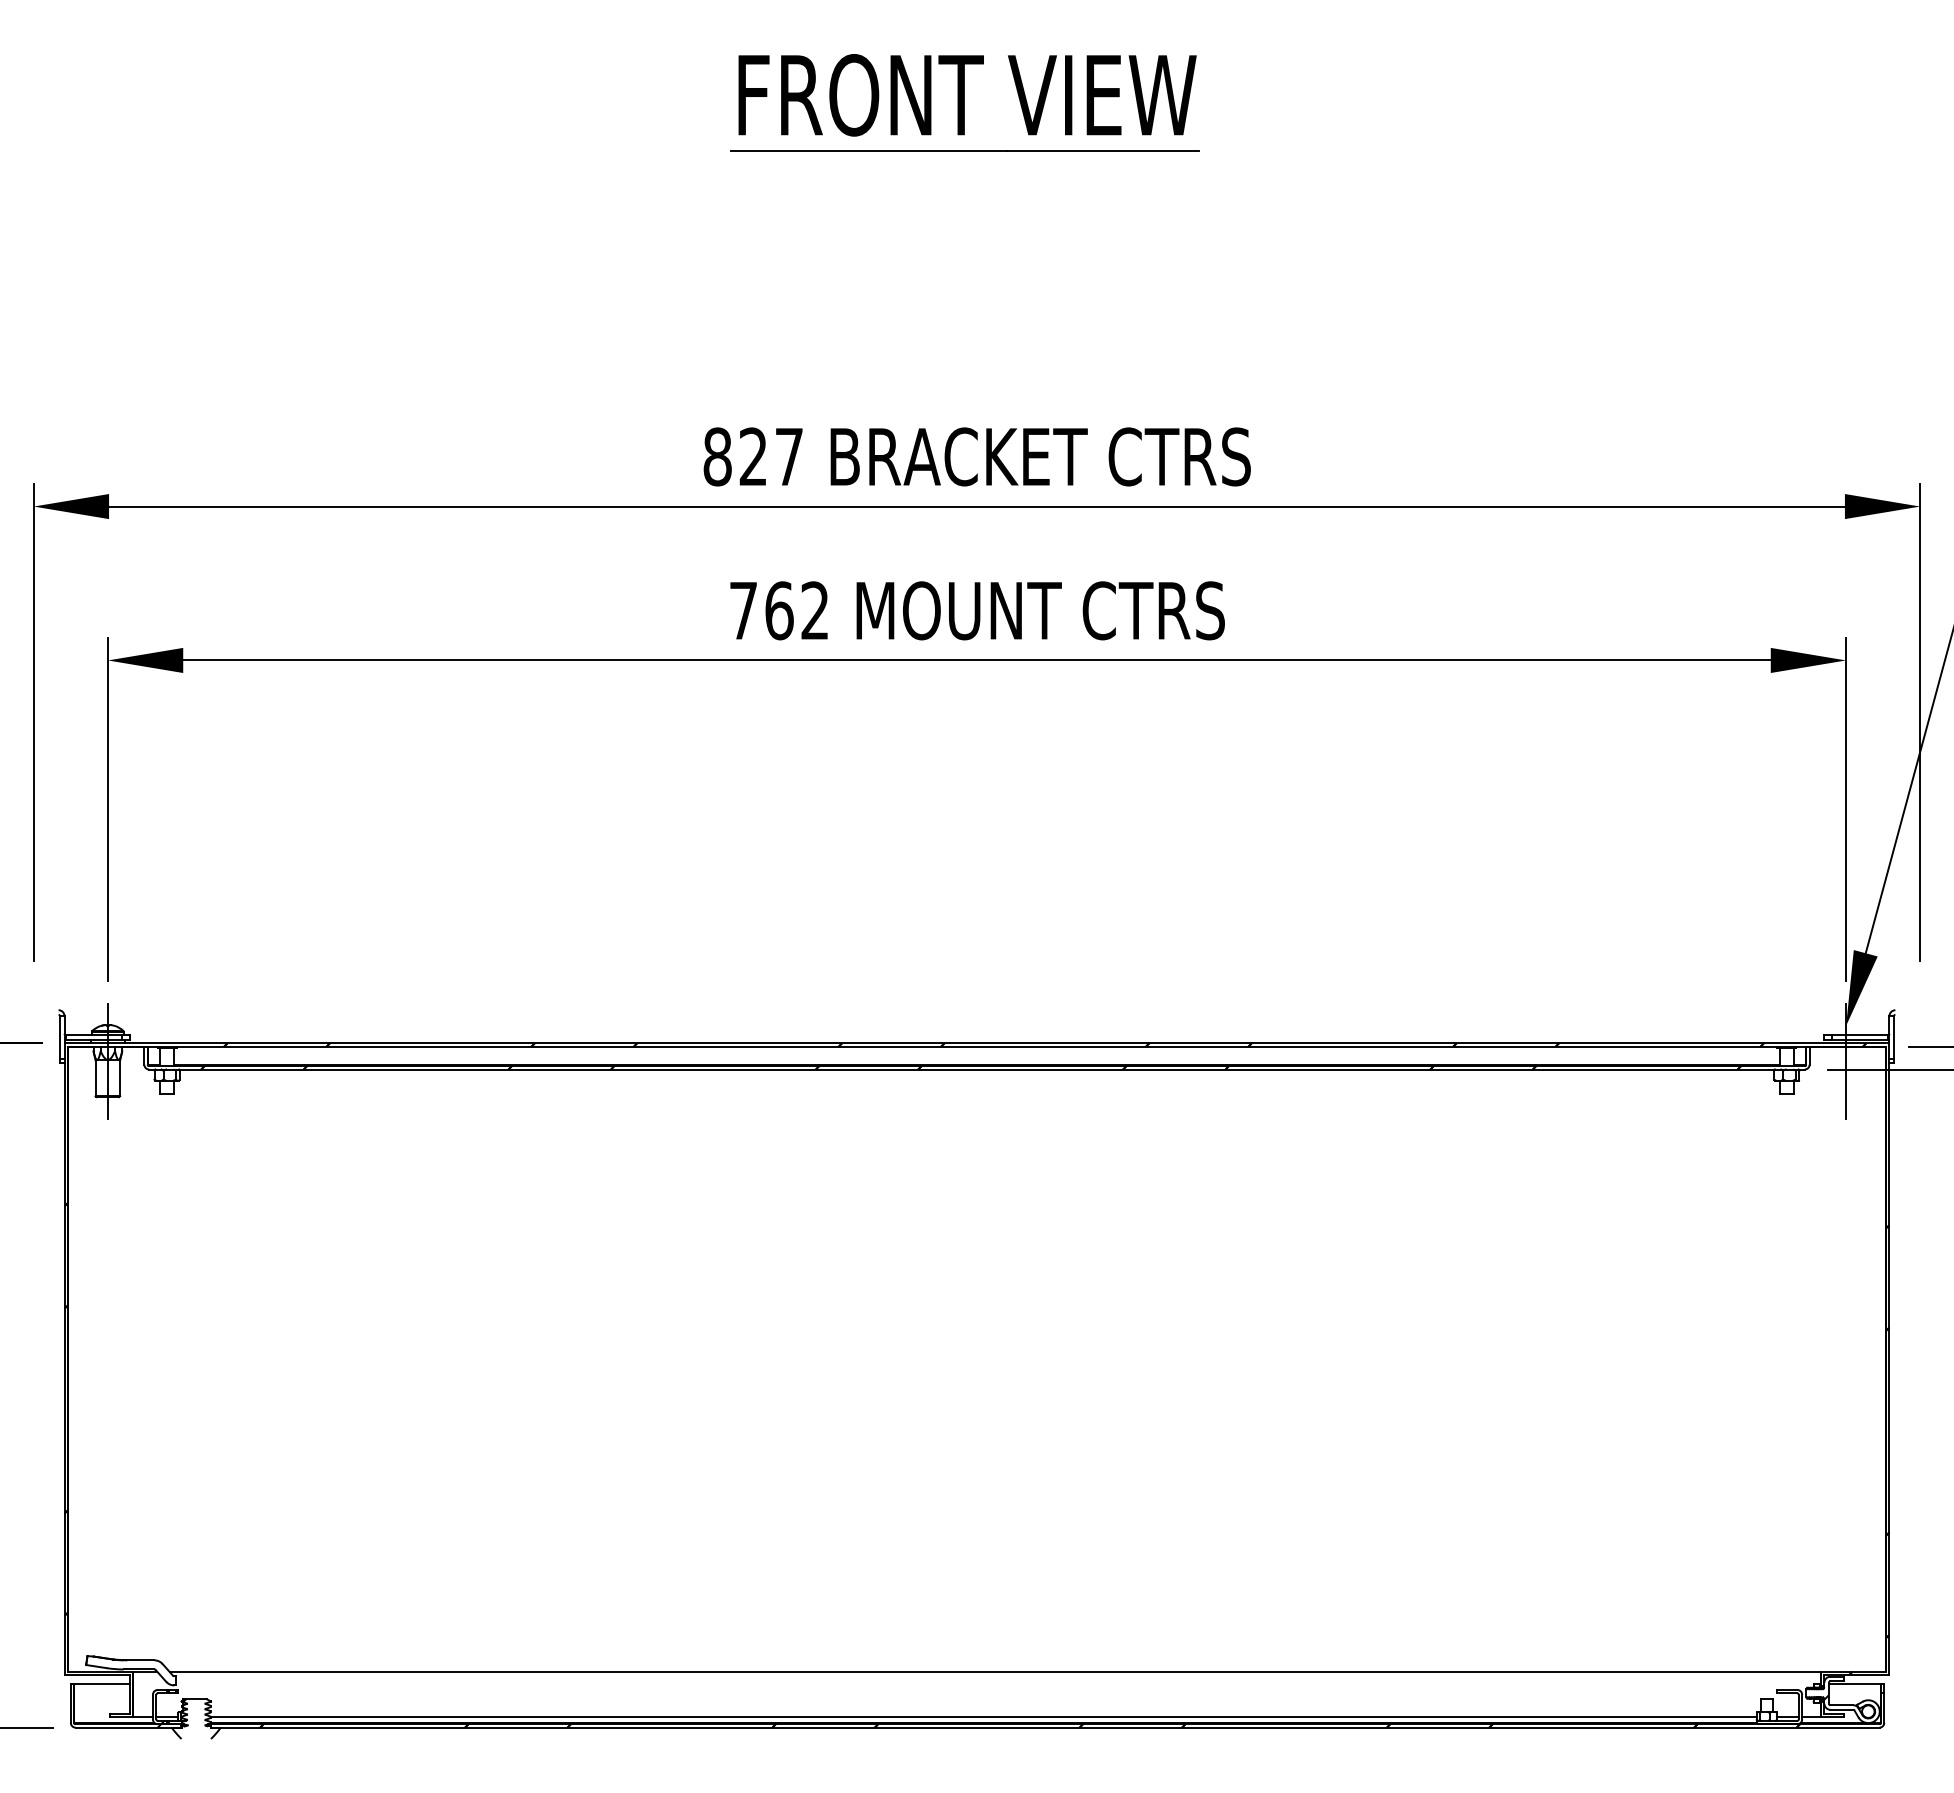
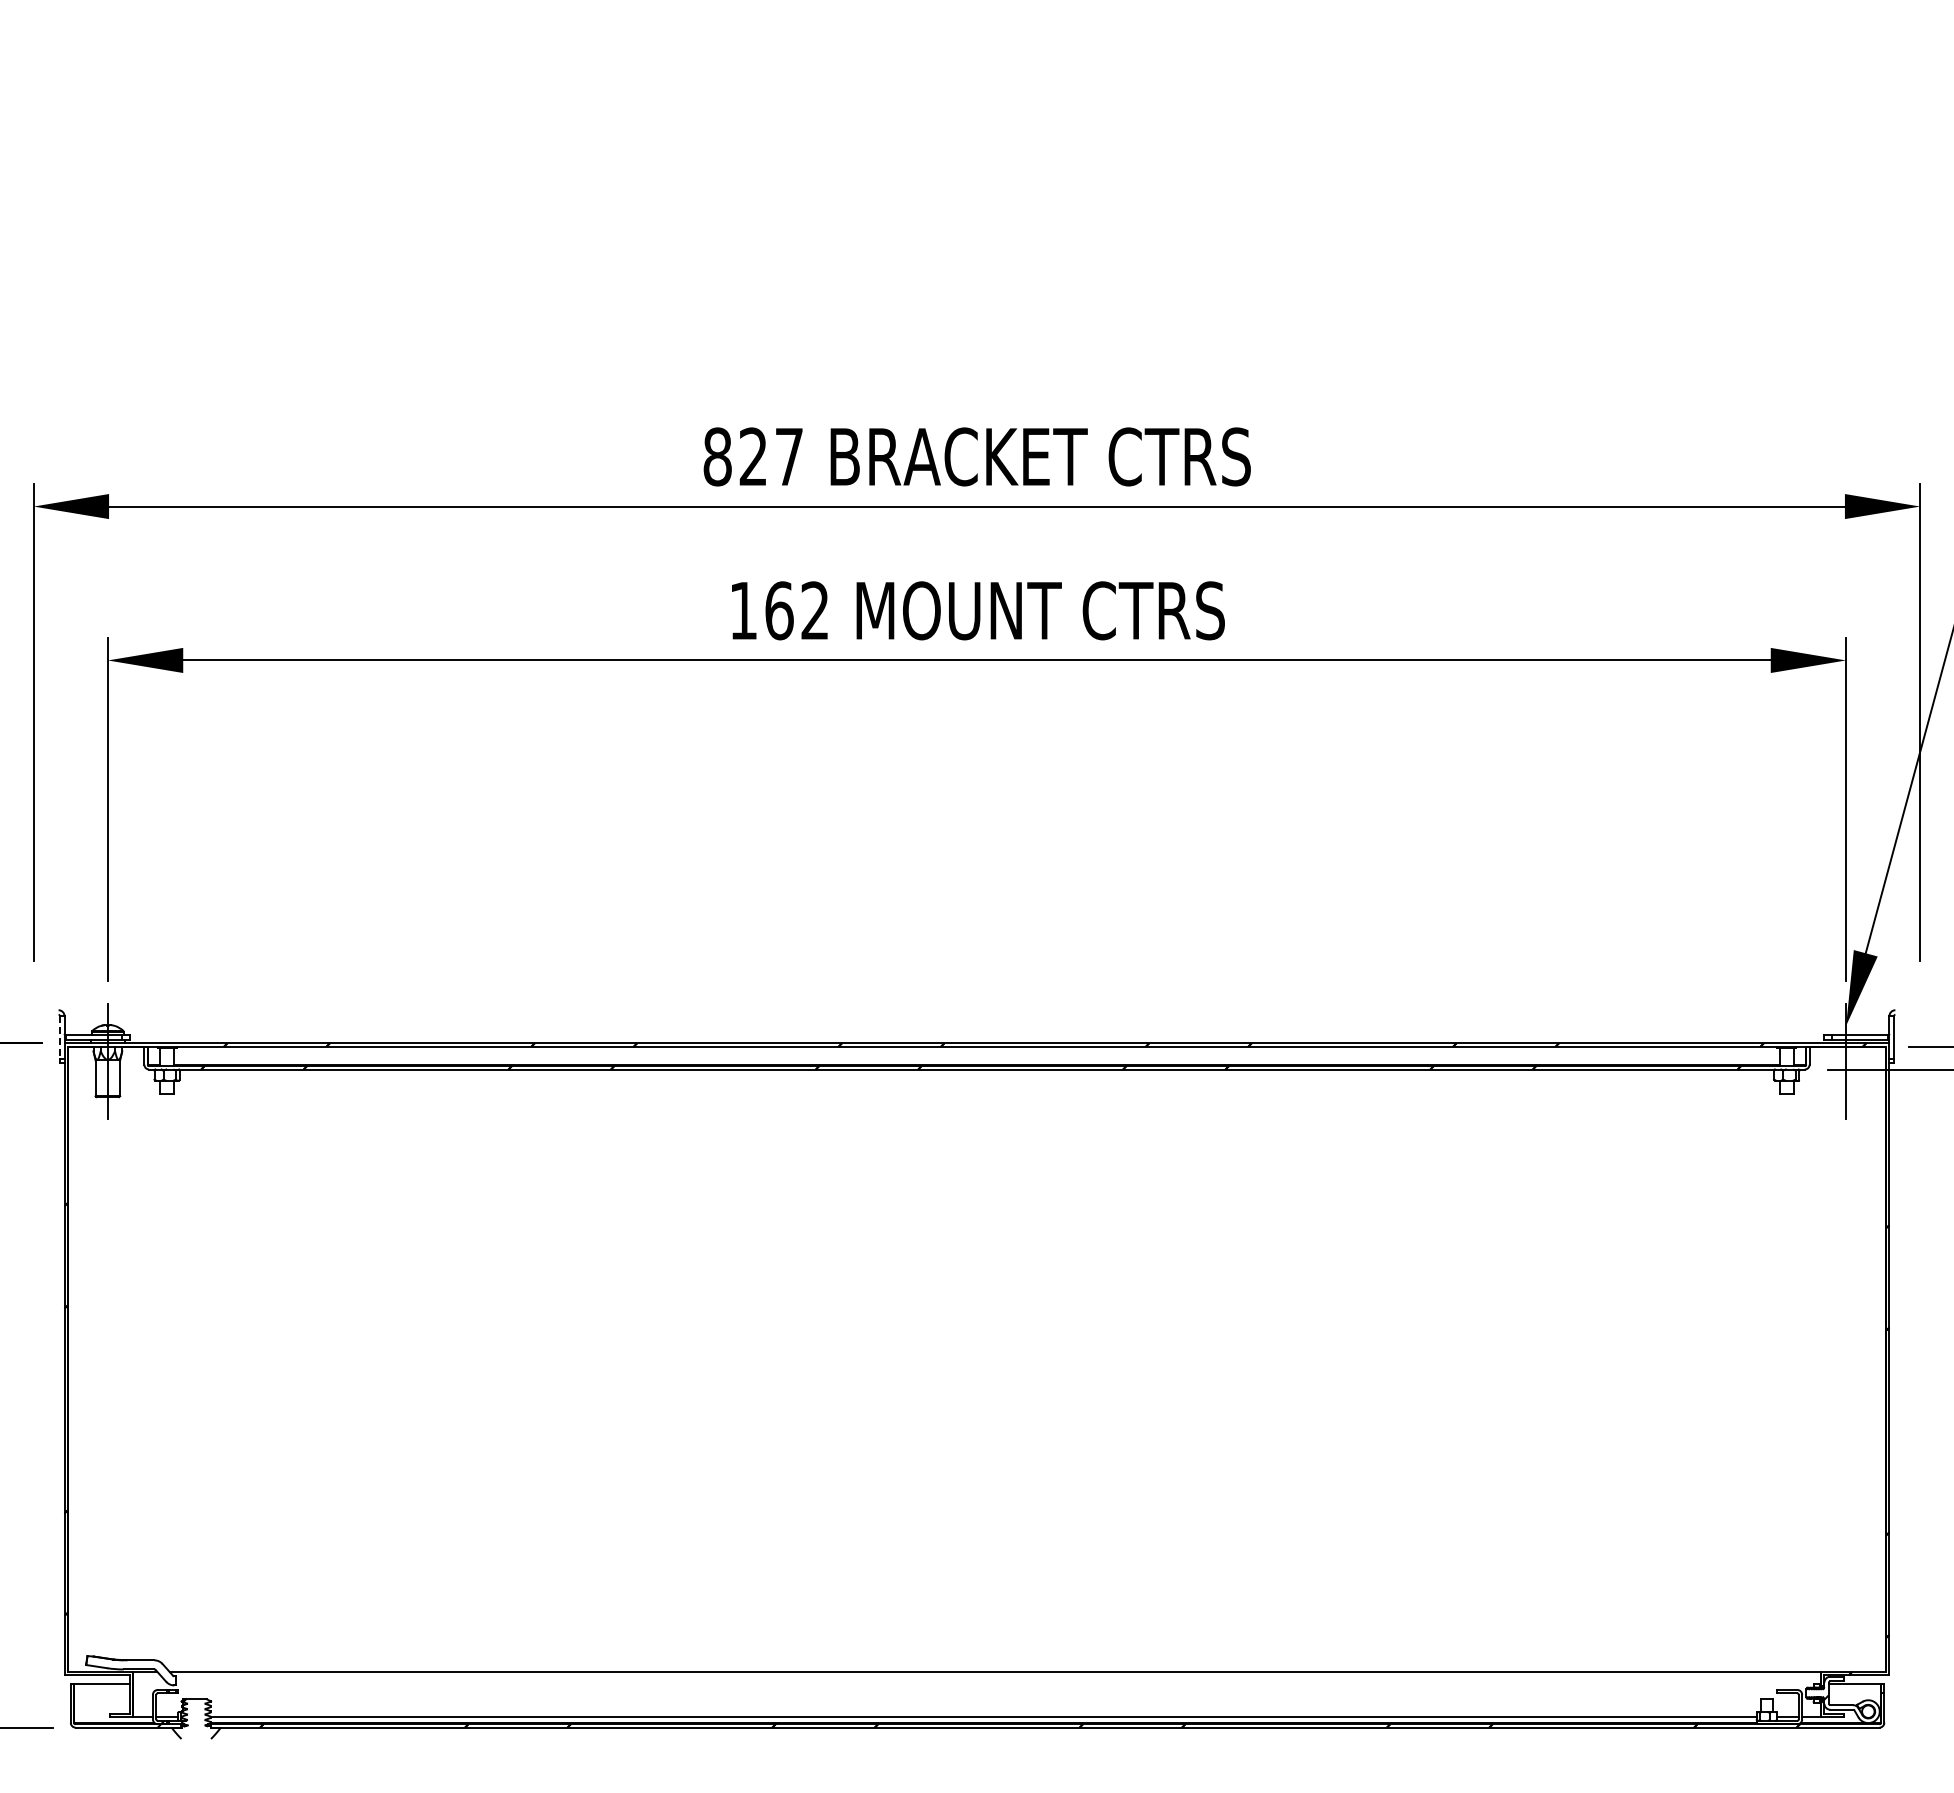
part: present -> none (964, 102)
text: 762 -> 162 (743, 610)
line: solid -> dashed (59, 1037)
